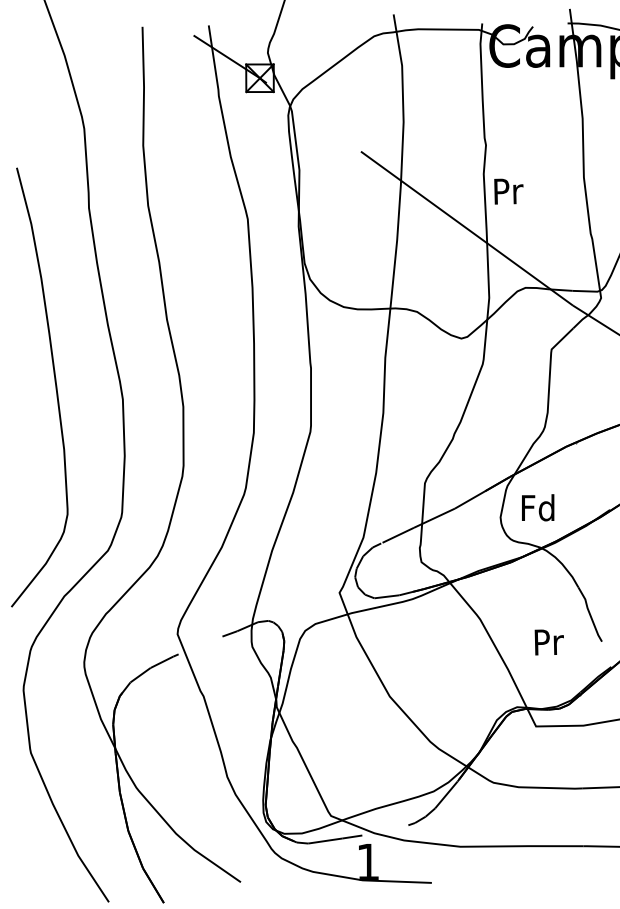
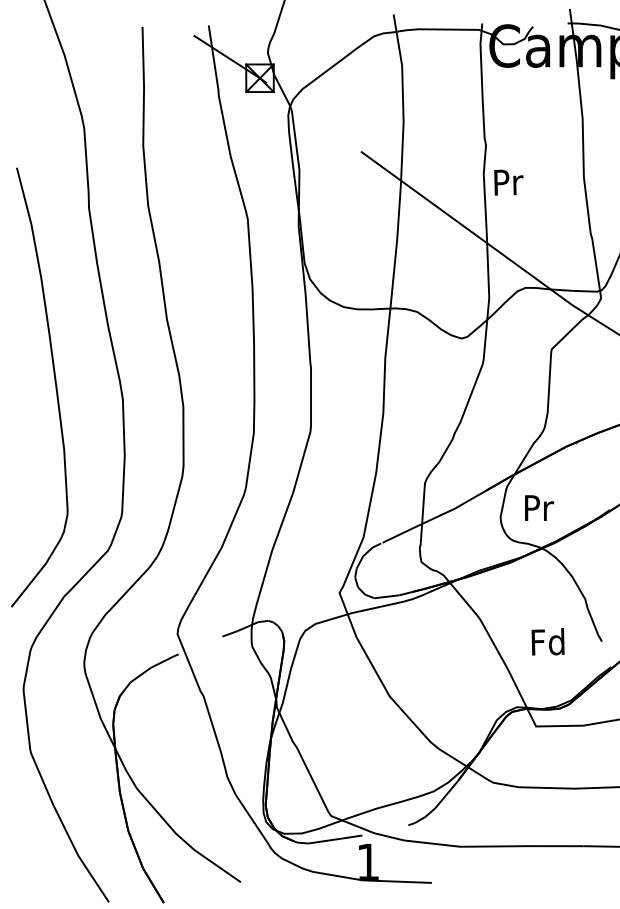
text position: (508, 191) -> (508, 182) (508, 182)
text: Fd -> Pr (538, 507)
text: Pr -> Fd (547, 641)
